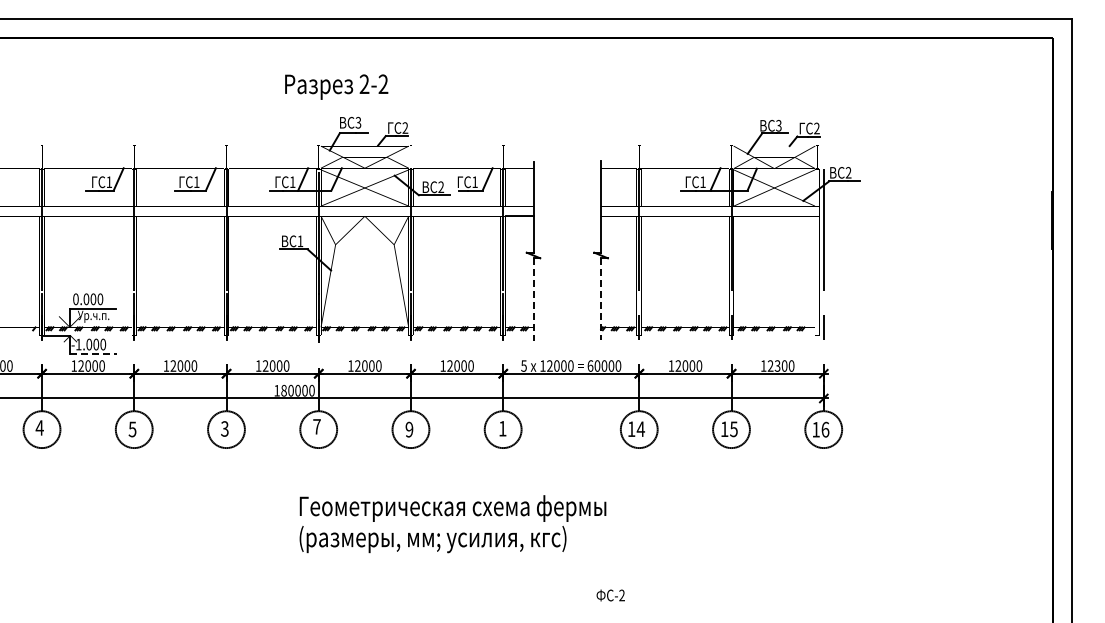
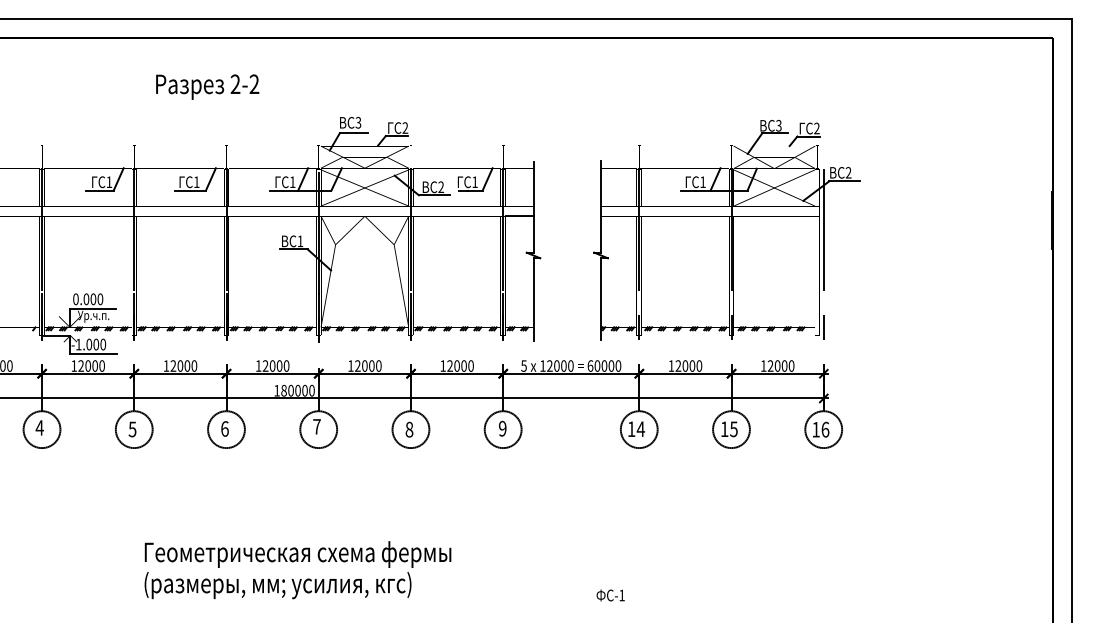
text position: (336, 86) -> (207, 86) (207, 86)
line: dashed -> solid (601, 299)
line: dashed -> solid (533, 300)
line: dashed -> solid (94, 354)
text: 12300 -> 12000 (777, 365)
text: 3 -> 6 (224, 428)
text: 1 -> 9 (502, 428)
text: 9 -> 8 (409, 429)
text position: (452, 524) -> (297, 570) (297, 570)
text: -2 -> -1 (621, 595)
